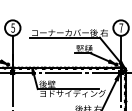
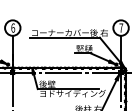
text: 5 -> 6 (13, 27)
